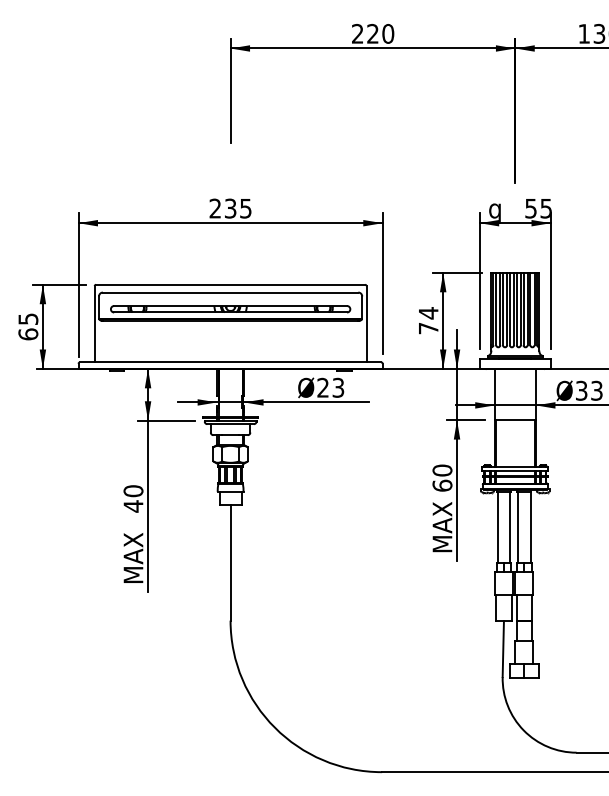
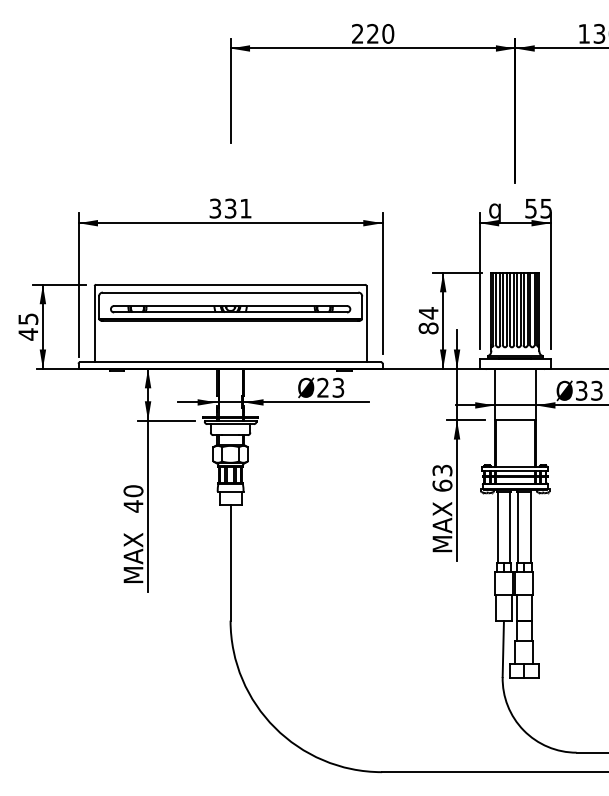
text: 235 -> 331 (230, 208)
text: 74 -> 84 (428, 328)
text: 65 -> 45 (28, 334)
text: 60 -> 63 (442, 470)
